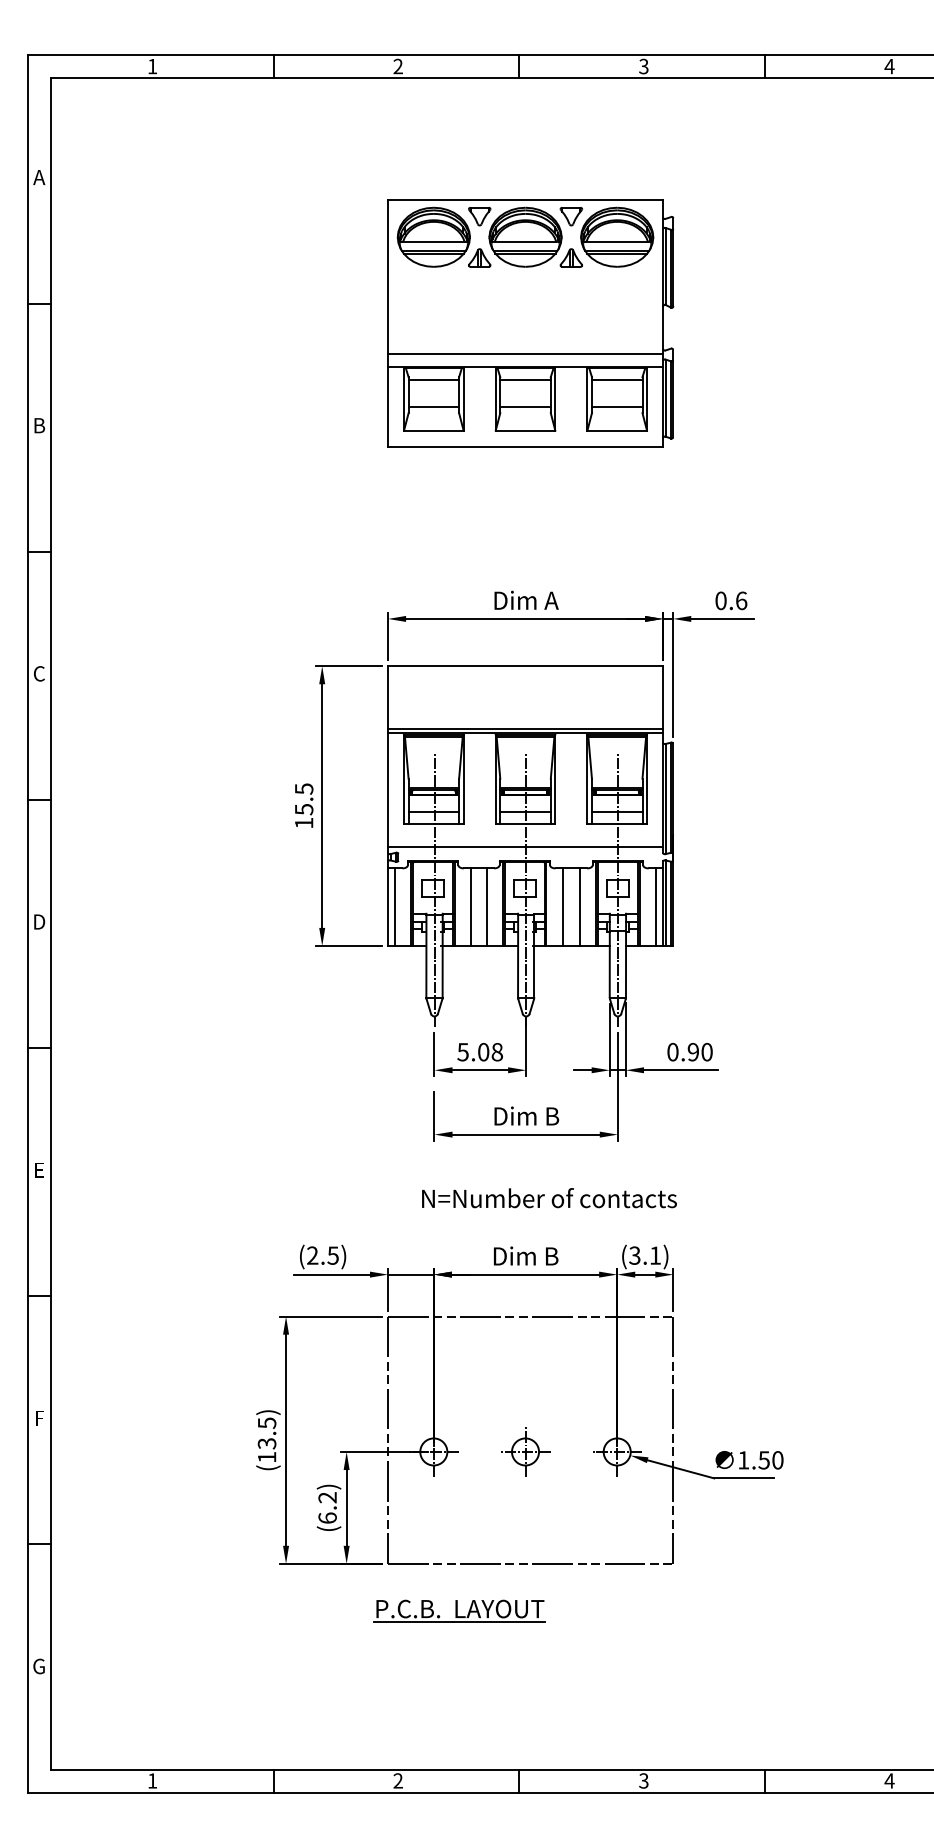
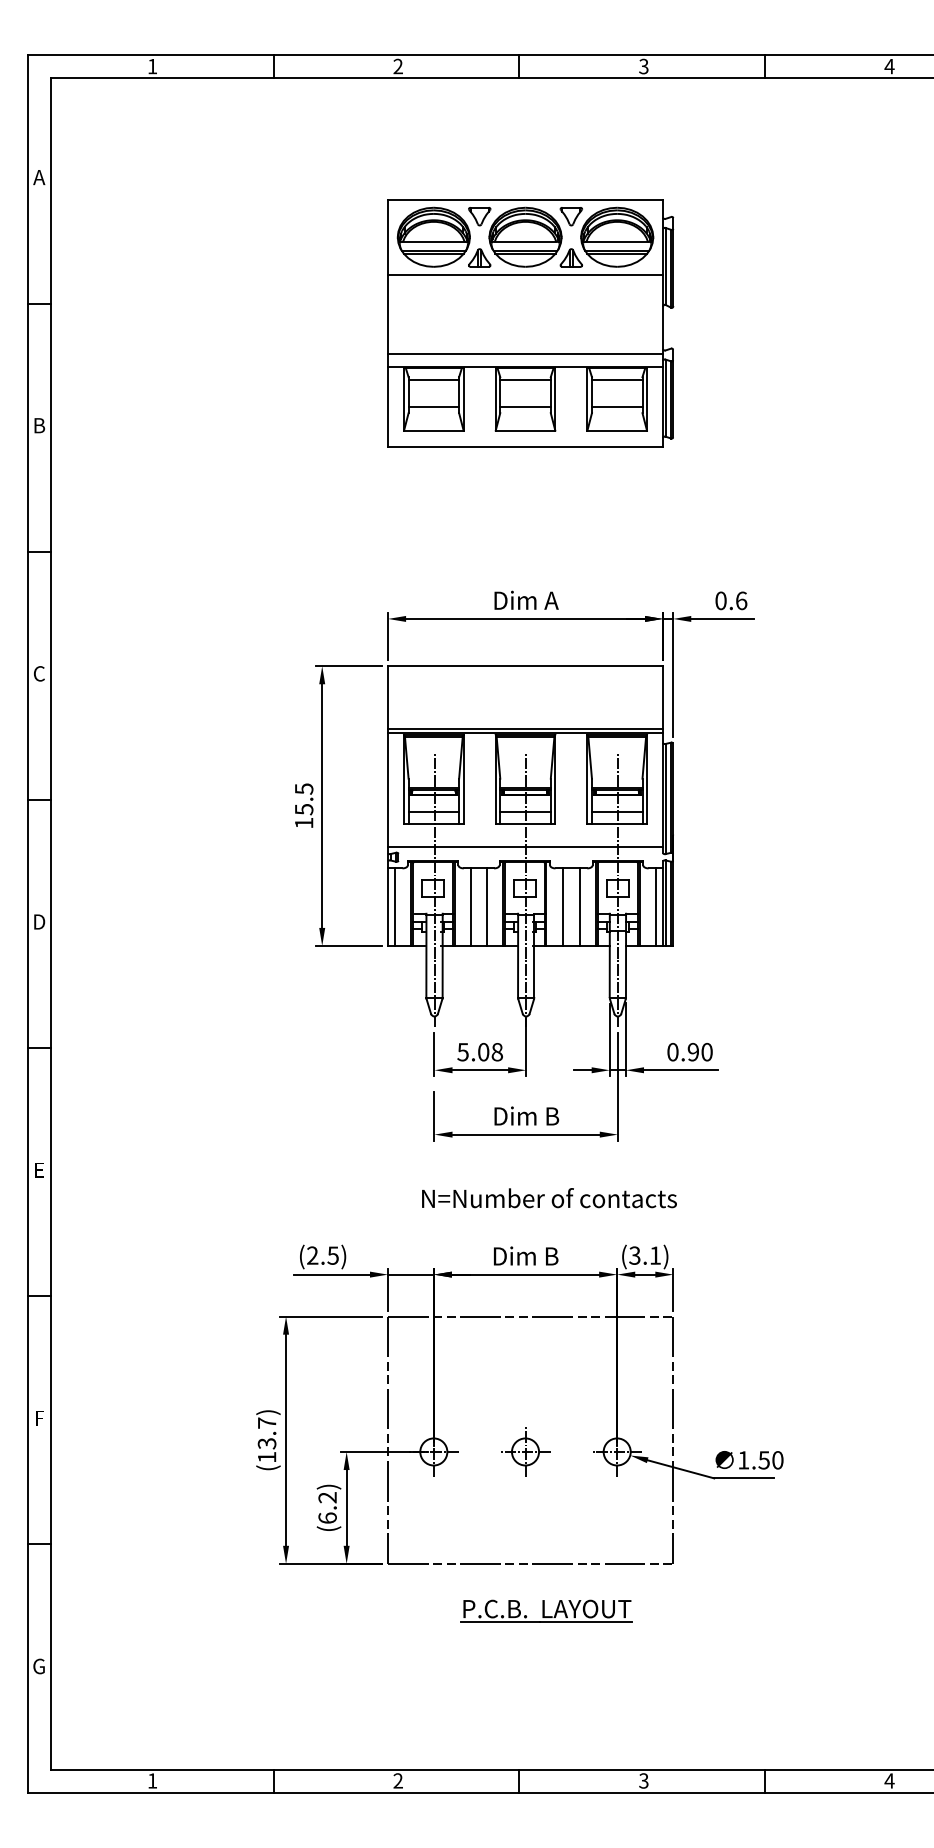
line: none -> present (525, 275)
text: (13.5) -> (13.7) (267, 1422)
part position: (459, 1610) -> (546, 1610) (546, 1610)
